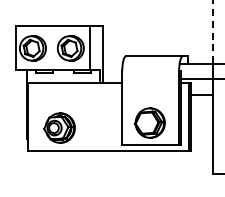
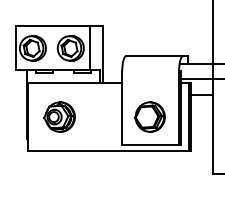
line: dashed -> solid (213, 31)
part position: (149, 122) -> (149, 116) (149, 116)
part position: (59, 127) -> (59, 116) (59, 116)
